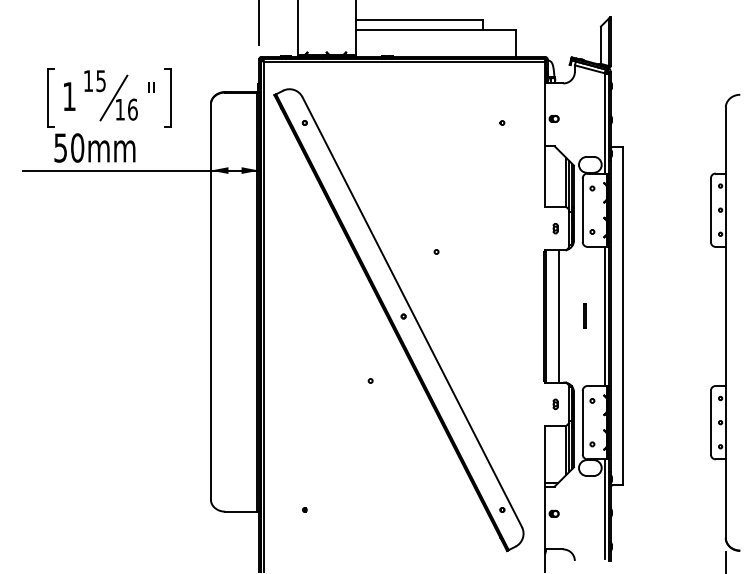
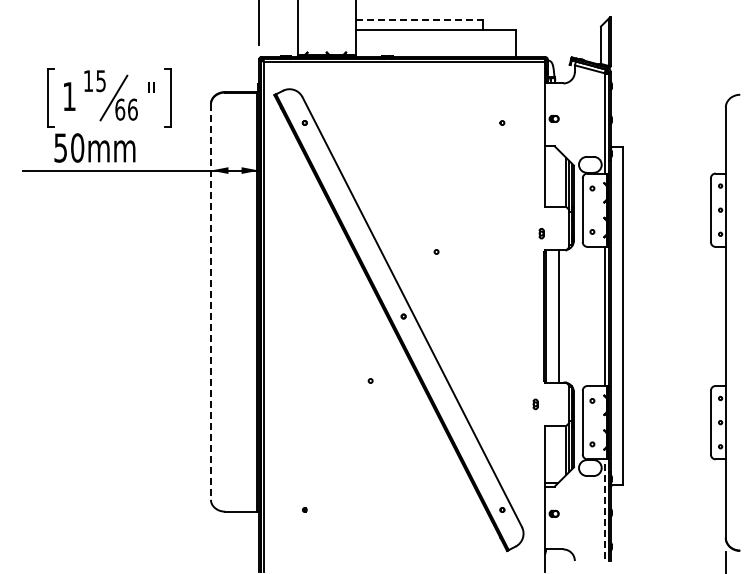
line: solid -> dashed (419, 19)
text: 16 -> 66 (120, 109)
part position: (555, 228) -> (541, 233) (541, 233)
line: solid -> dashed (210, 302)
line: present -> none (584, 315)
part position: (555, 404) -> (535, 404) (535, 404)
line: solid -> dashed (604, 509)
